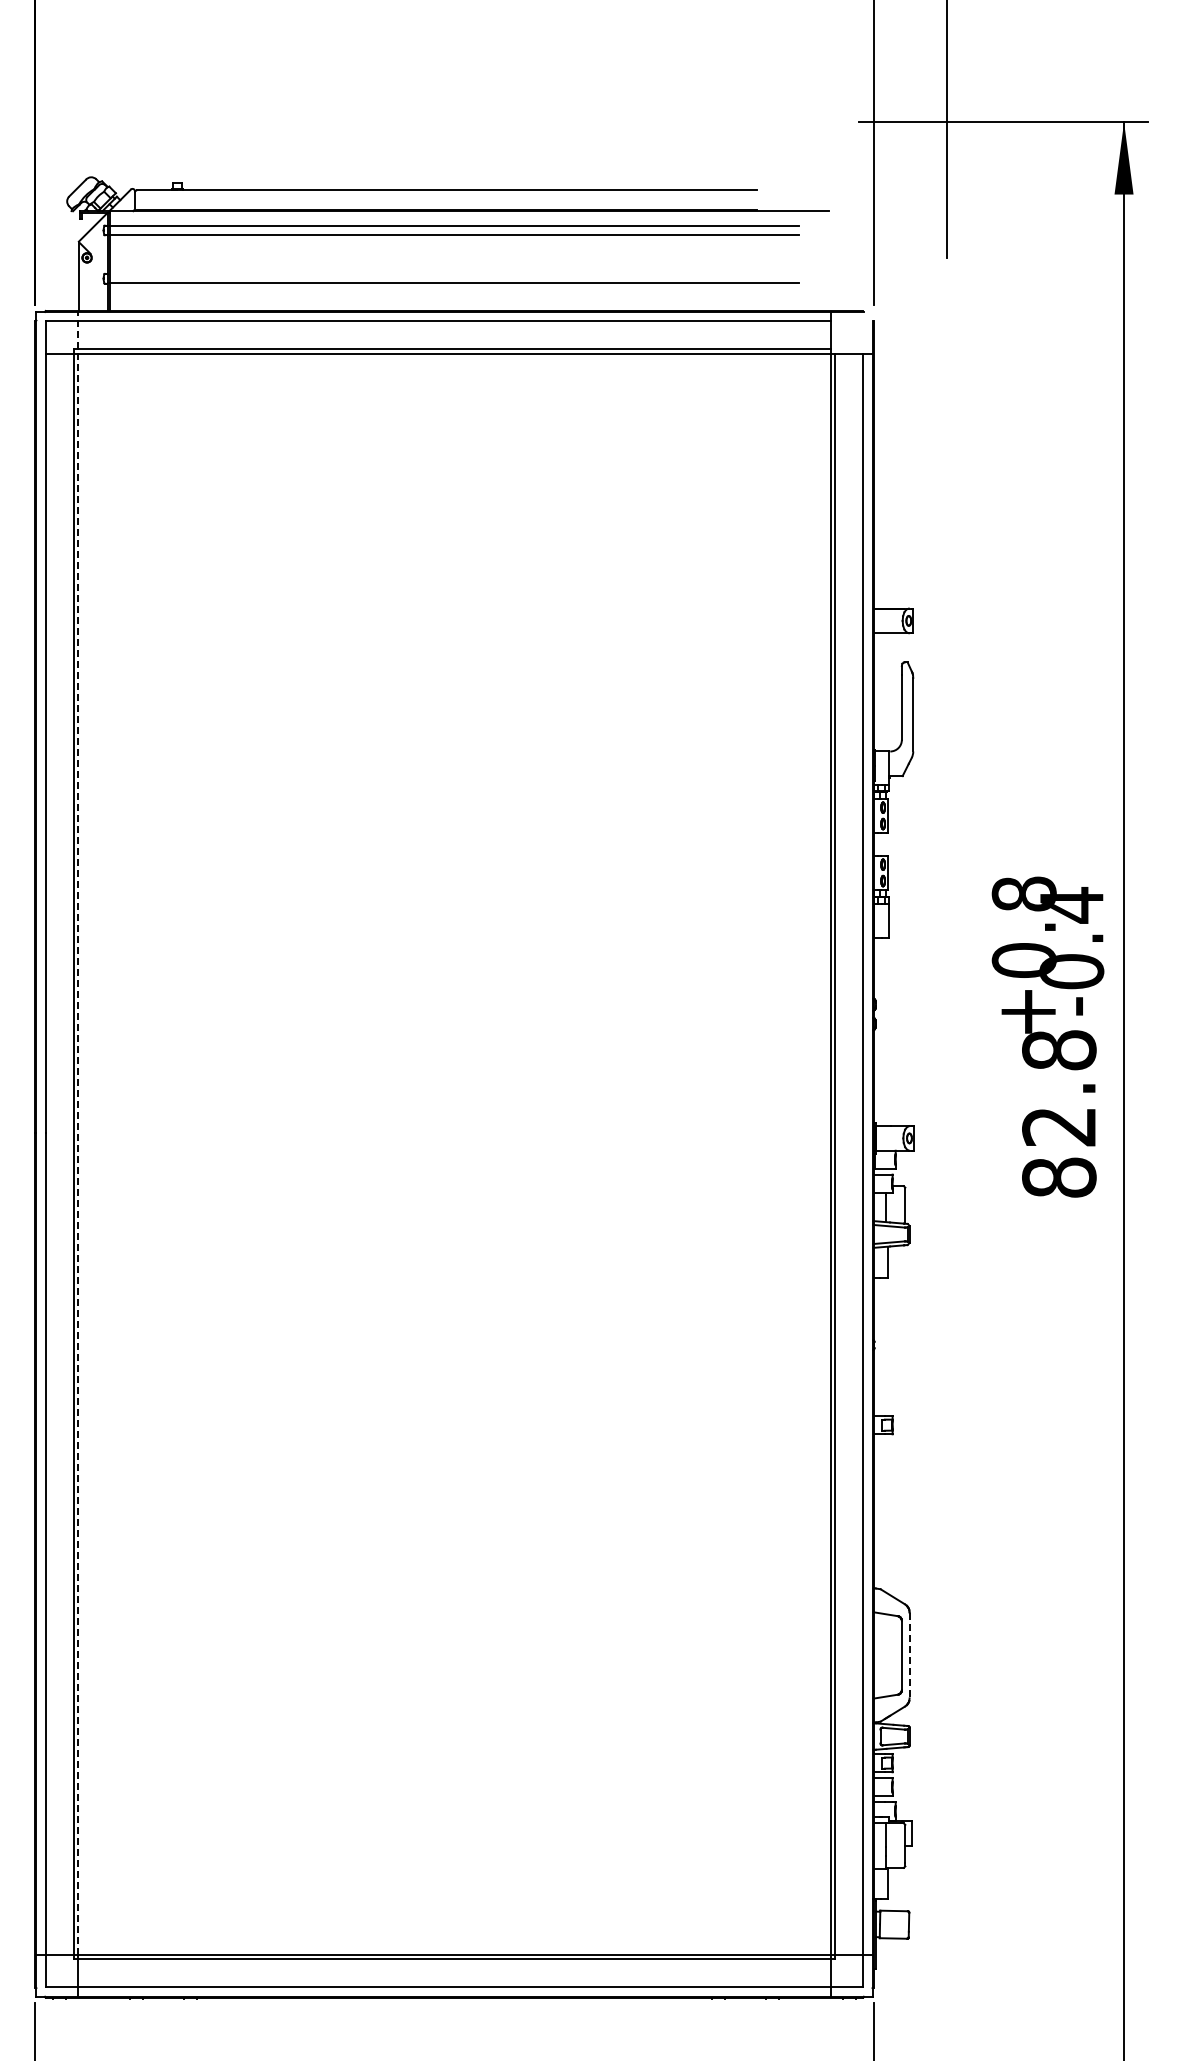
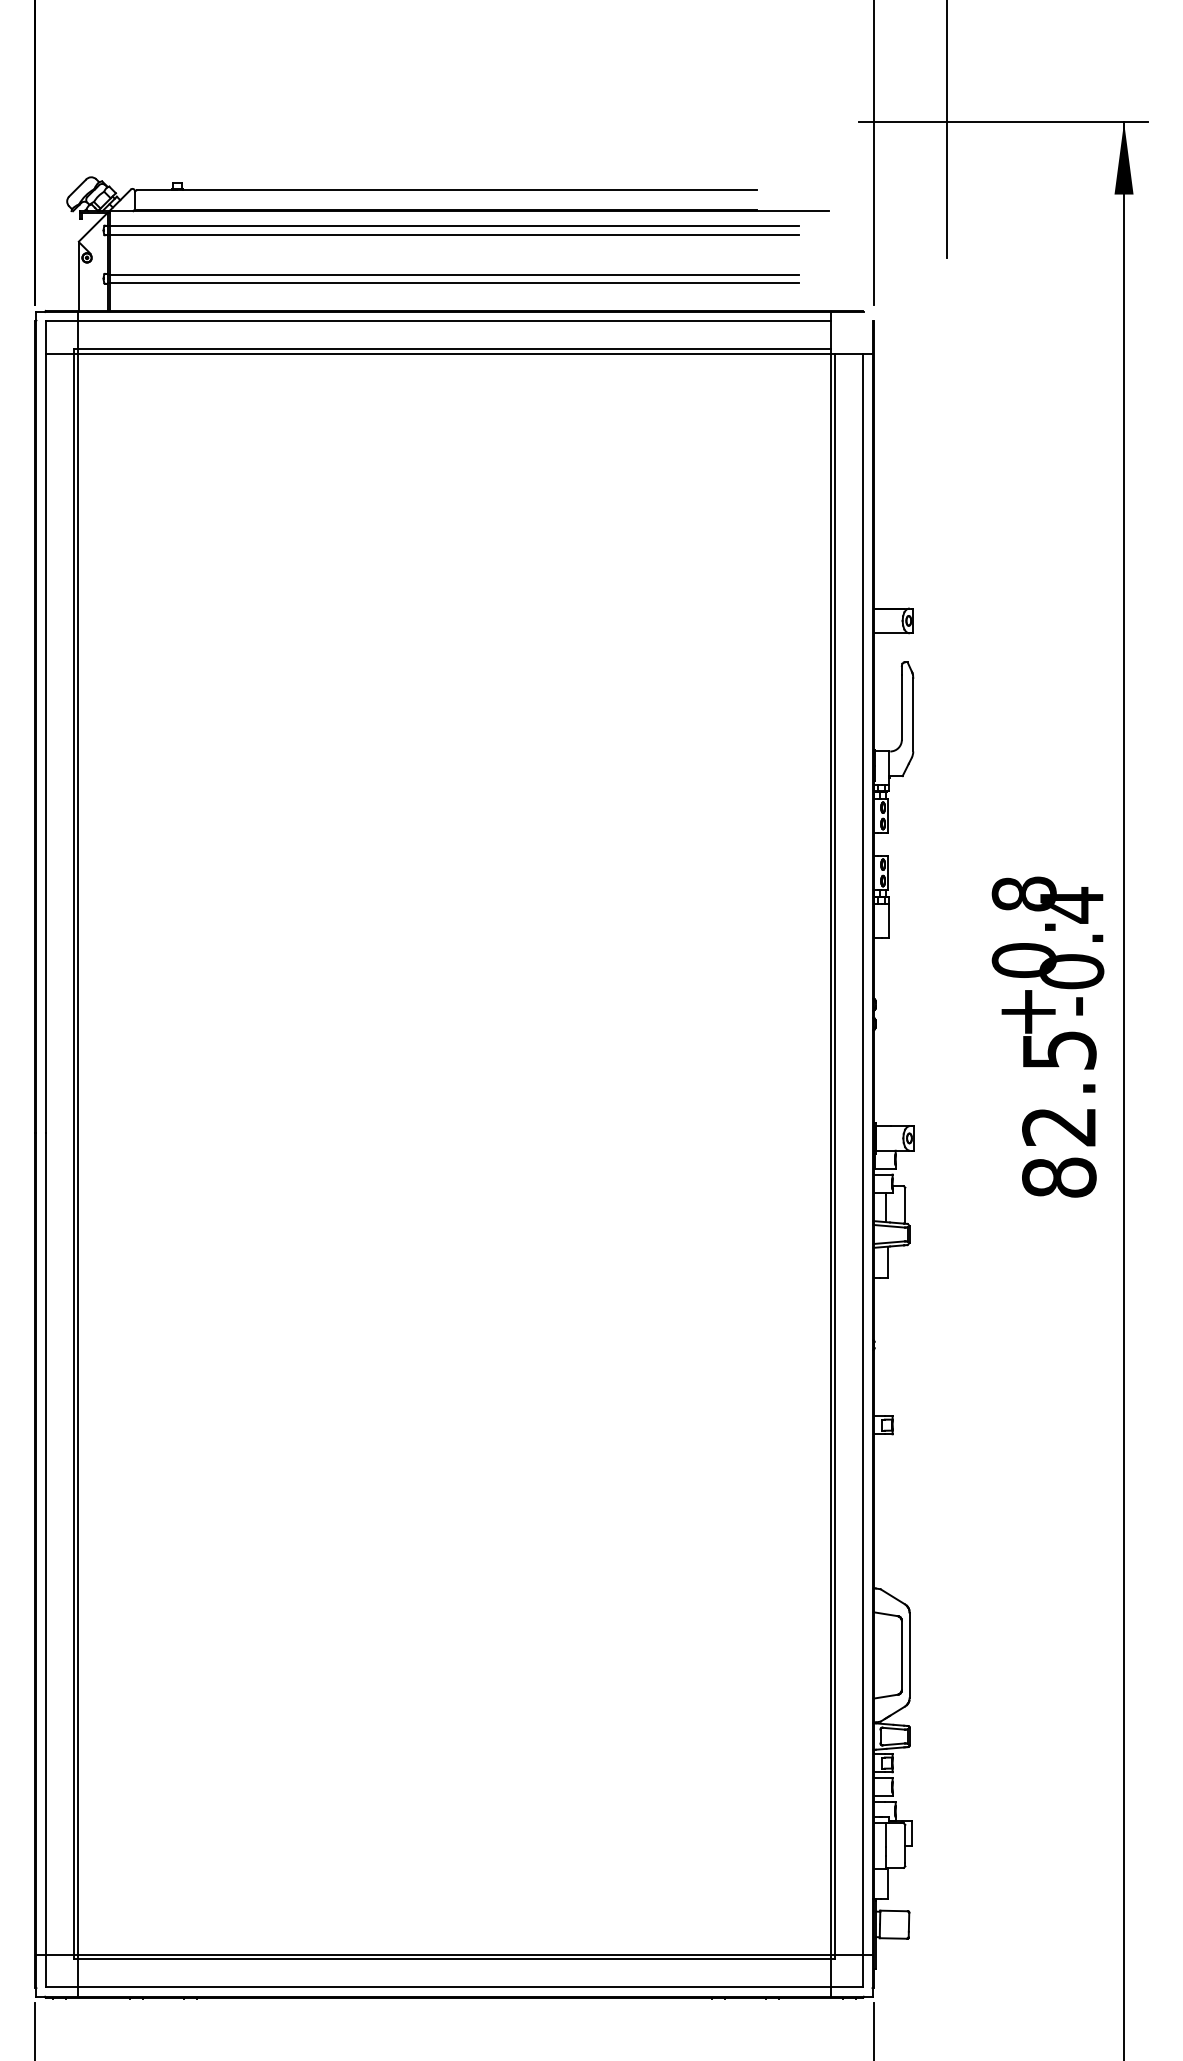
line: none -> present (454, 274)
text: 82.8 -> 82.5 (1059, 1050)
line: dashed -> solid (78, 1133)
line: dashed -> solid (909, 1655)
